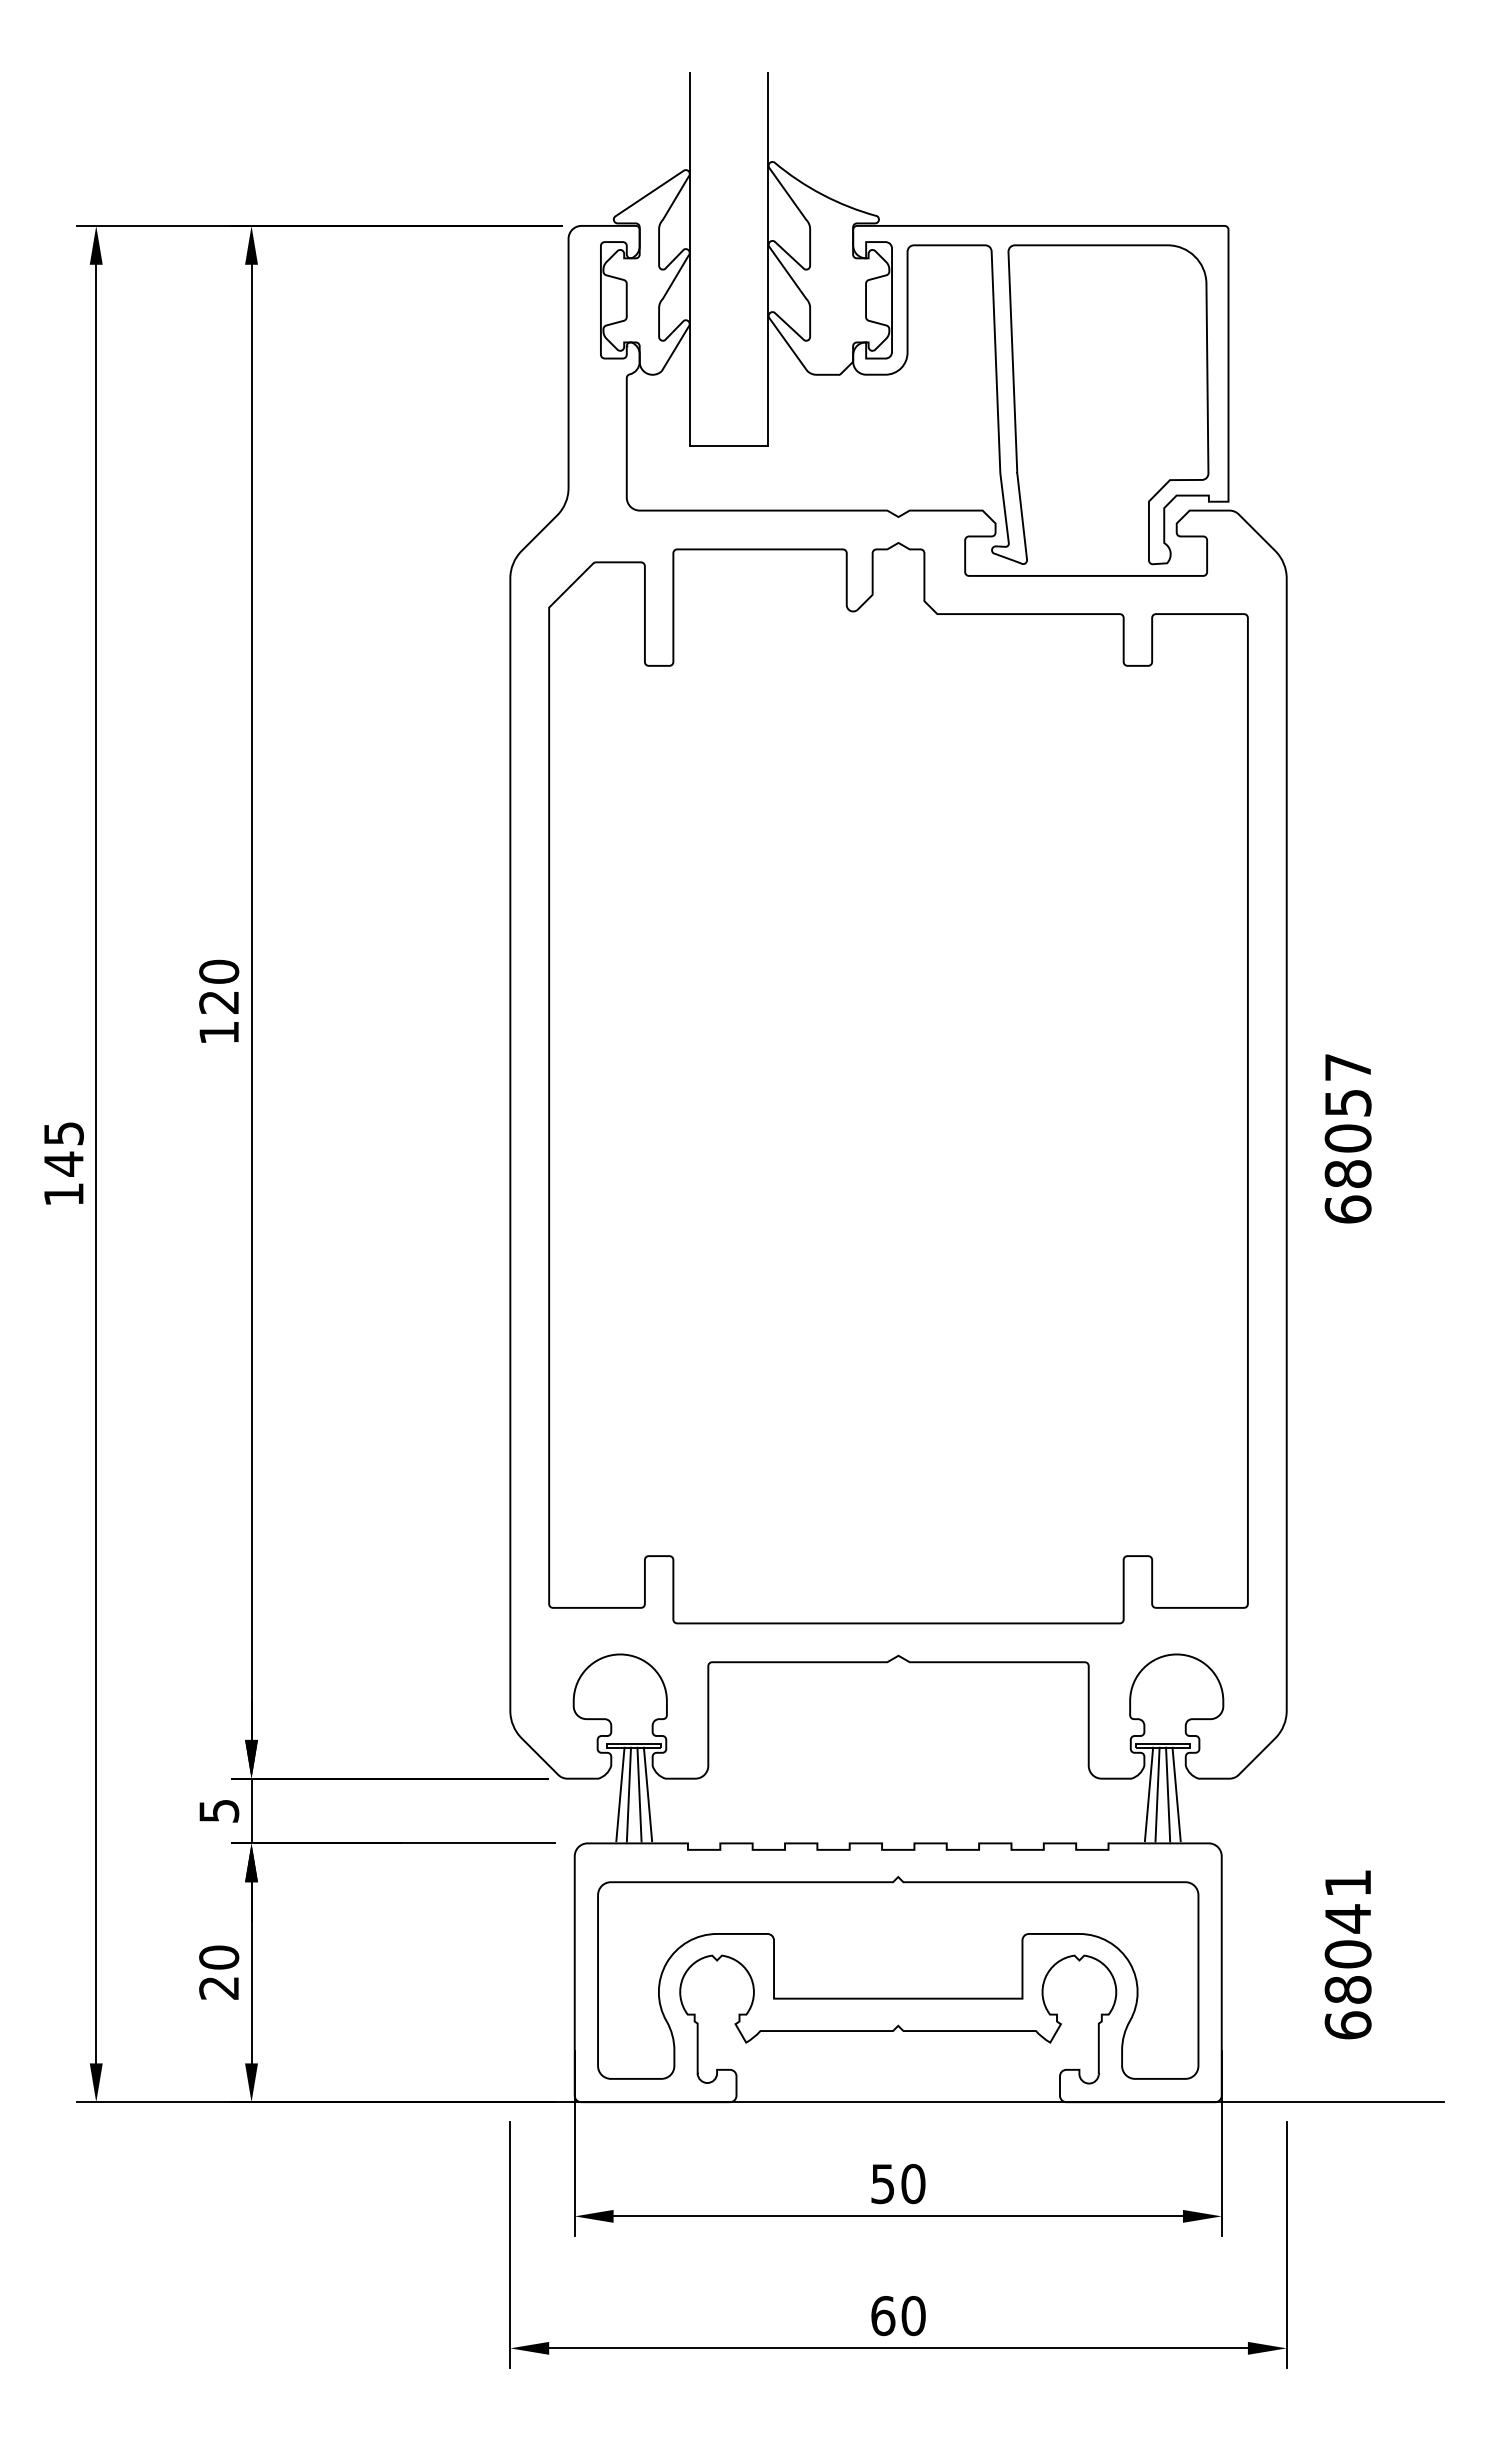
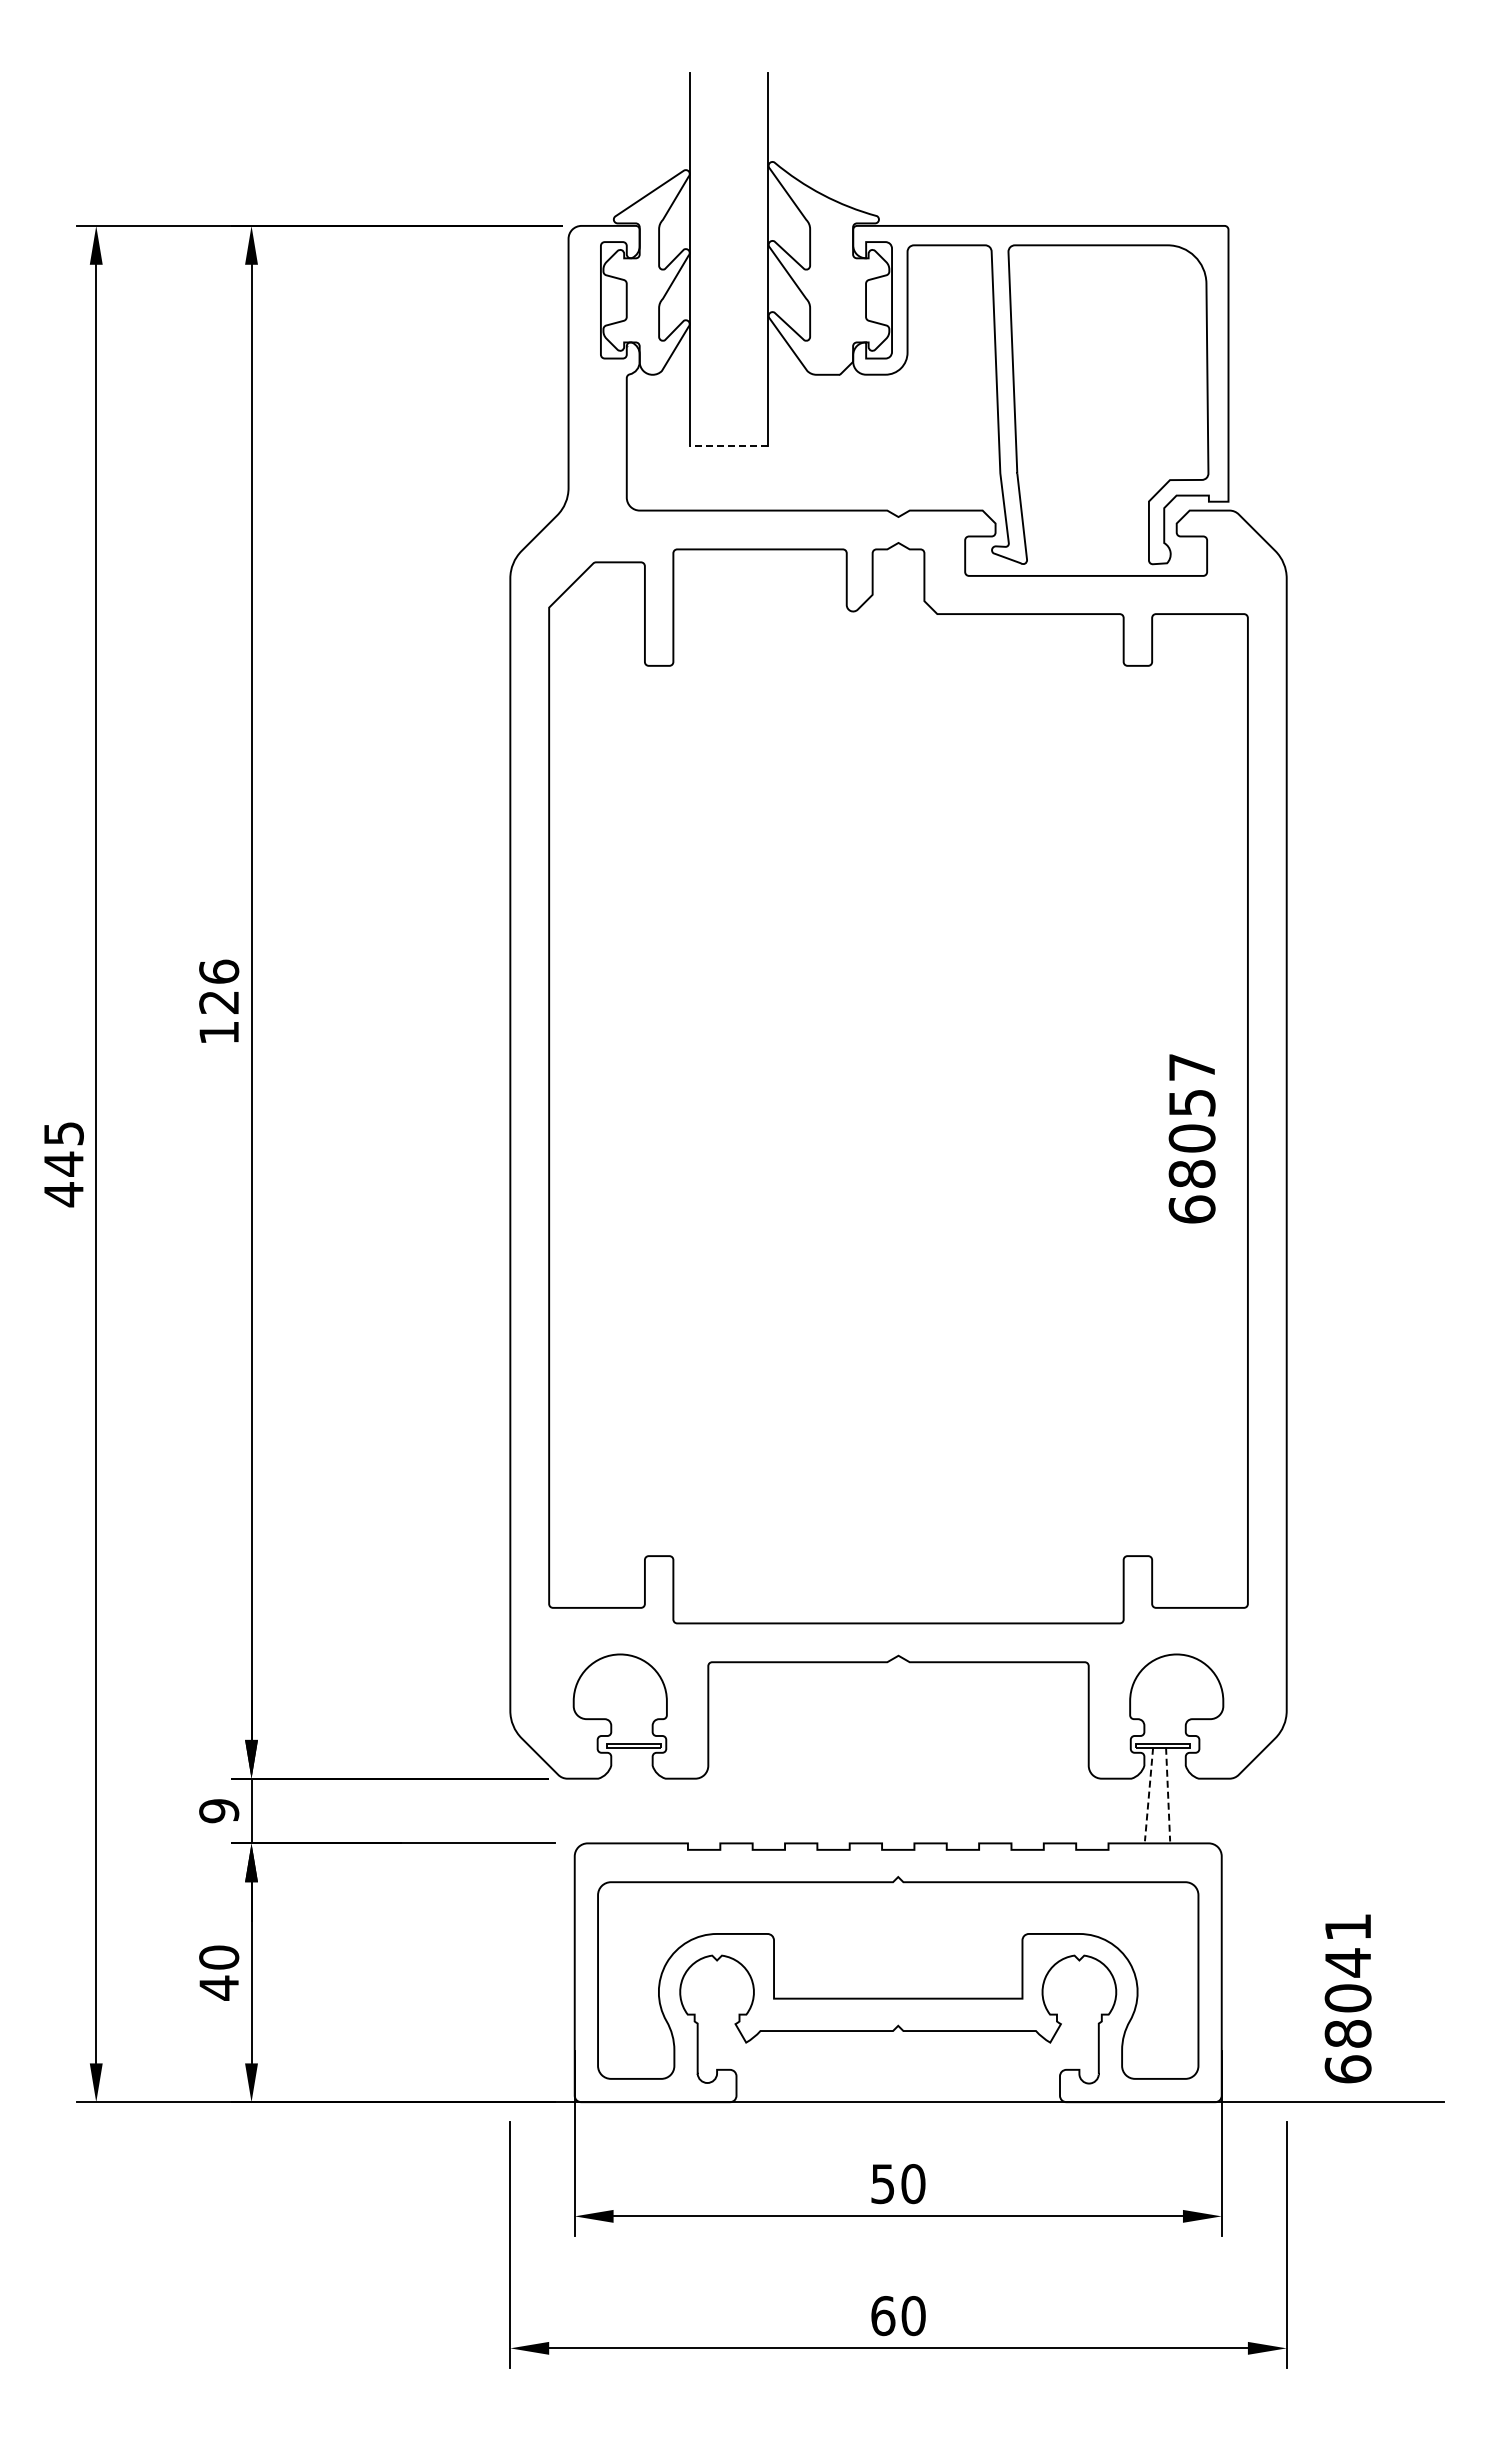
line: solid -> dashed (729, 445)
text: 120 -> 126 (219, 971)
text position: (1347, 1138) -> (1191, 1138) (1191, 1138)
text: 145 -> 445 (63, 1194)
line: present -> none (620, 1794)
line: present -> none (628, 1794)
line: present -> none (639, 1794)
line: present -> none (647, 1794)
line: solid -> dashed (1149, 1794)
line: present -> none (1157, 1794)
line: solid -> dashed (1168, 1794)
line: present -> none (1176, 1794)
text: 5 -> 9 (219, 1811)
text position: (1347, 1954) -> (1347, 1998) (1347, 1998)
text: 20 -> 40 (218, 1987)
